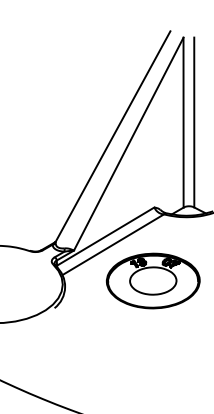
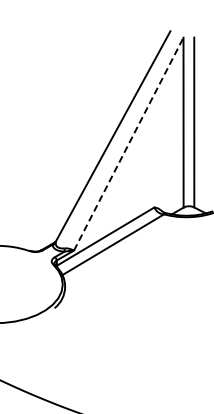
line: solid -> dashed (128, 144)
part: present -> none (152, 280)
